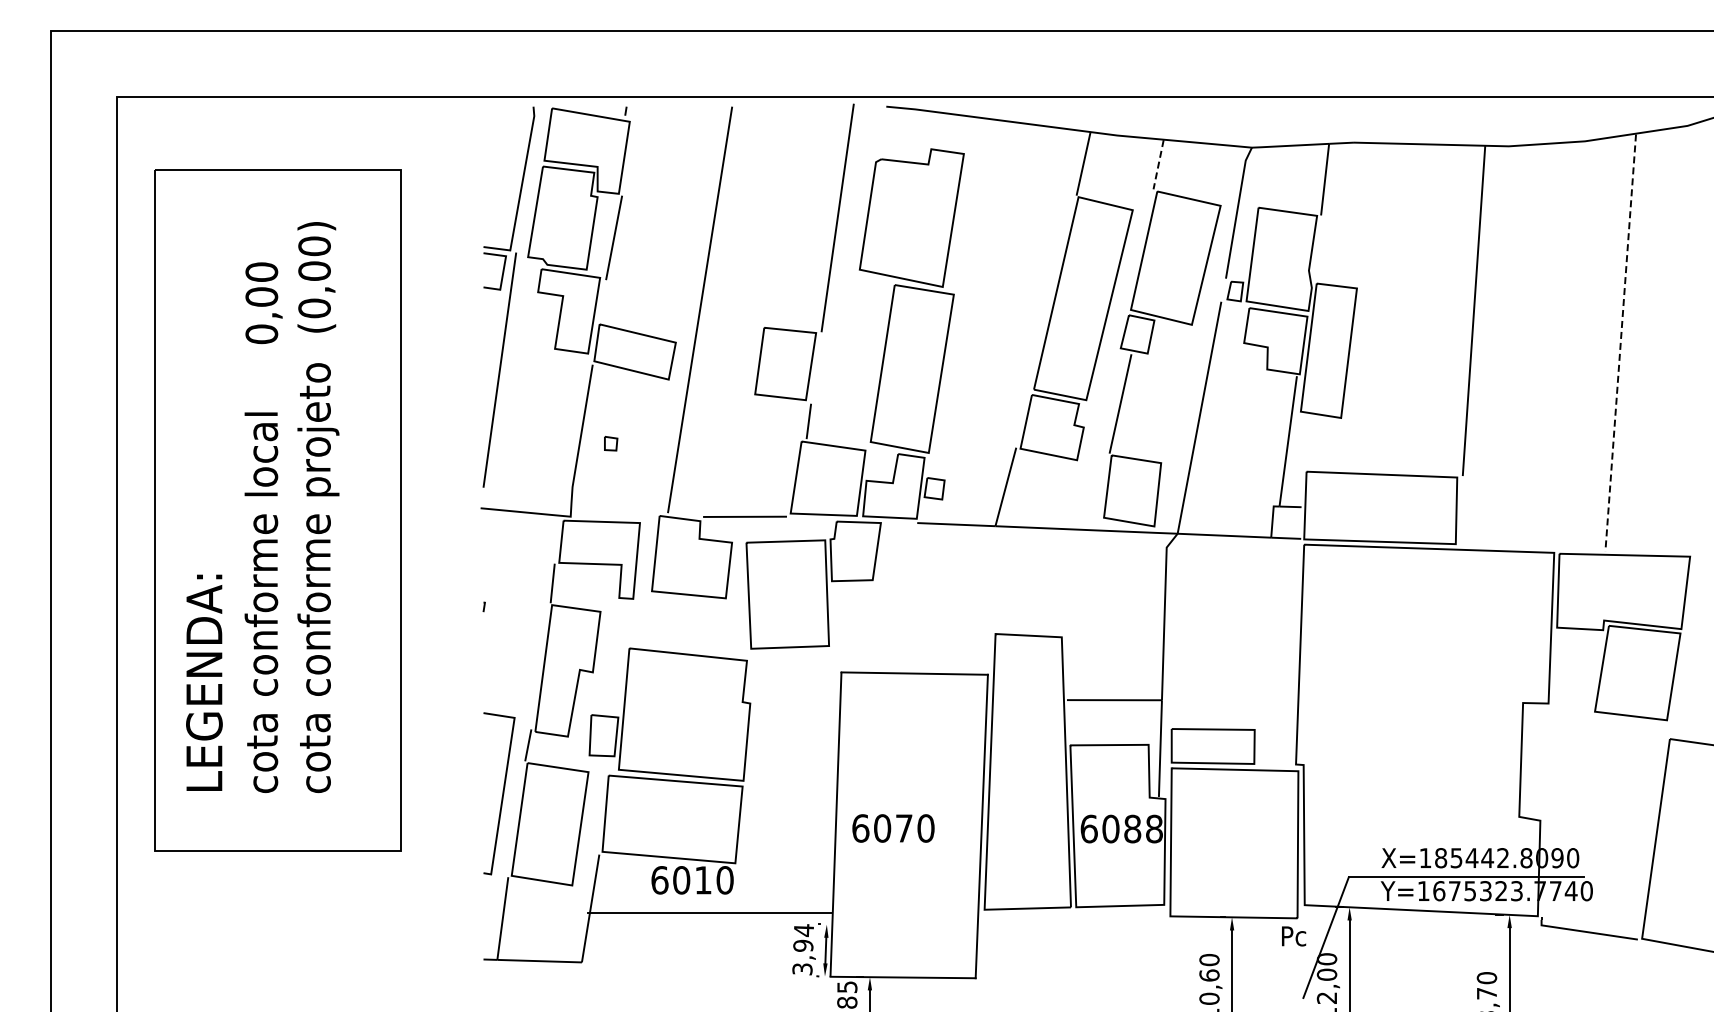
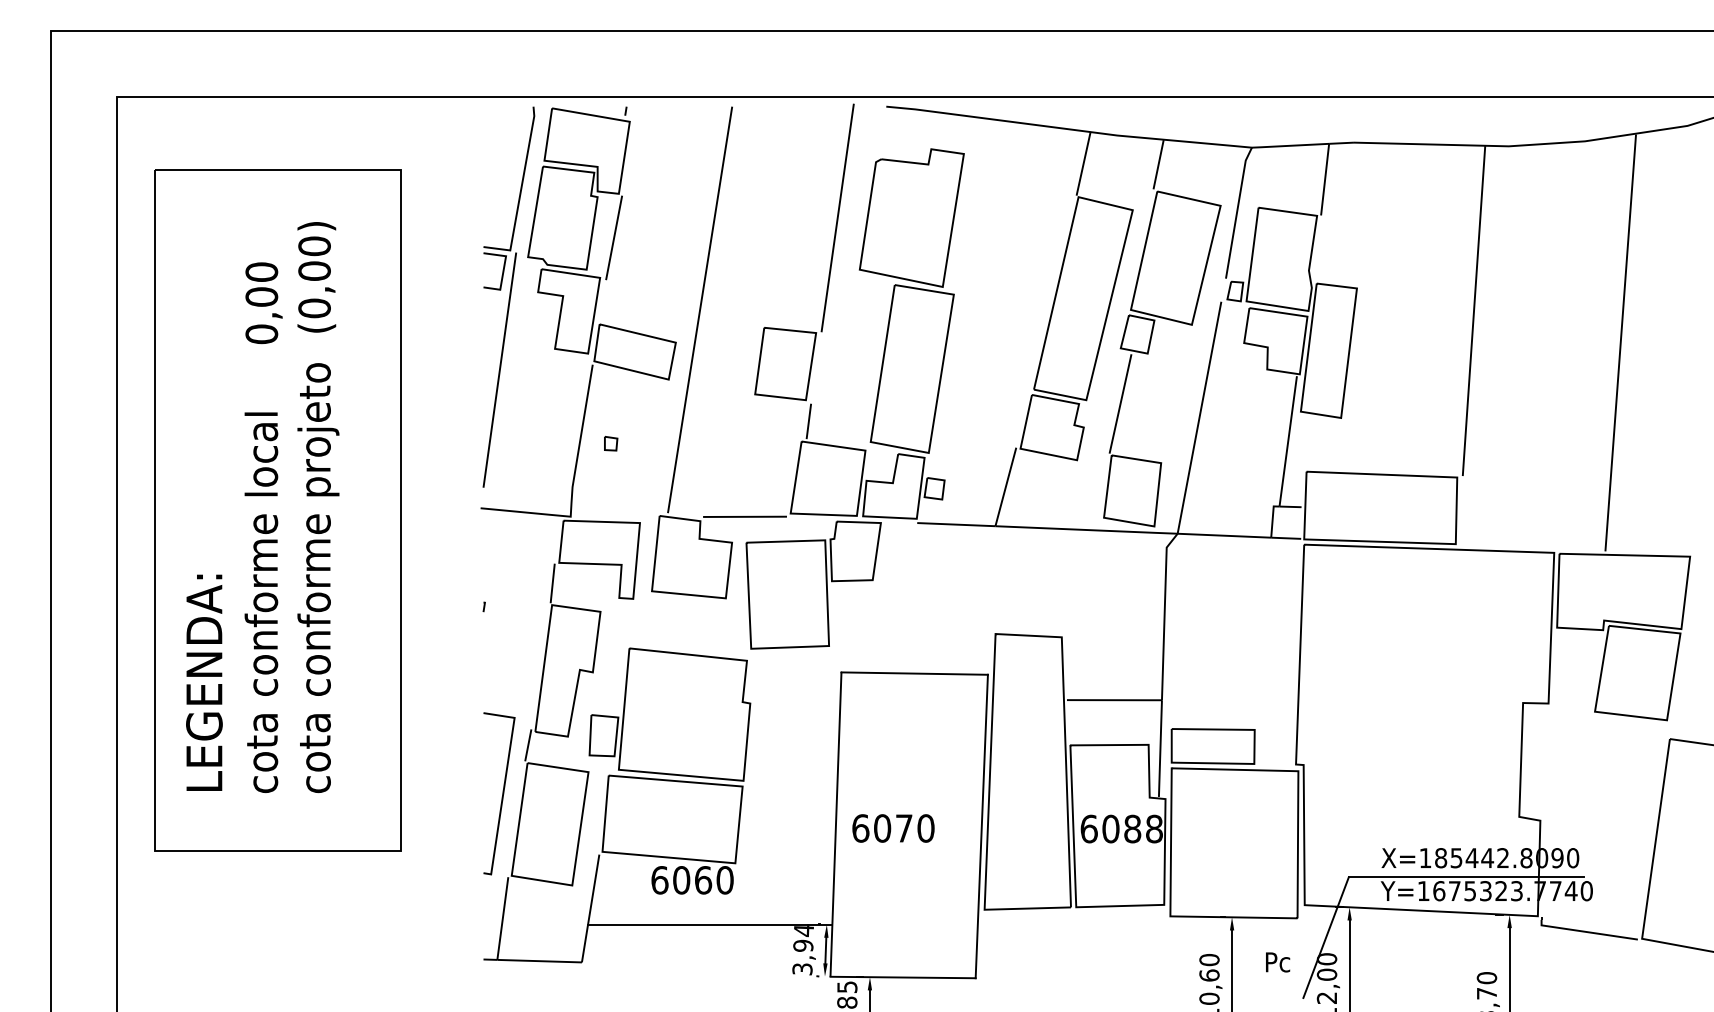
line: dashed -> solid (1158, 165)
line: dashed -> solid (1620, 343)
text: 6010 -> 6060 (703, 880)
line position: (710, 912) -> (710, 924) (710, 924)
text position: (1294, 936) -> (1278, 962) (1278, 962)
